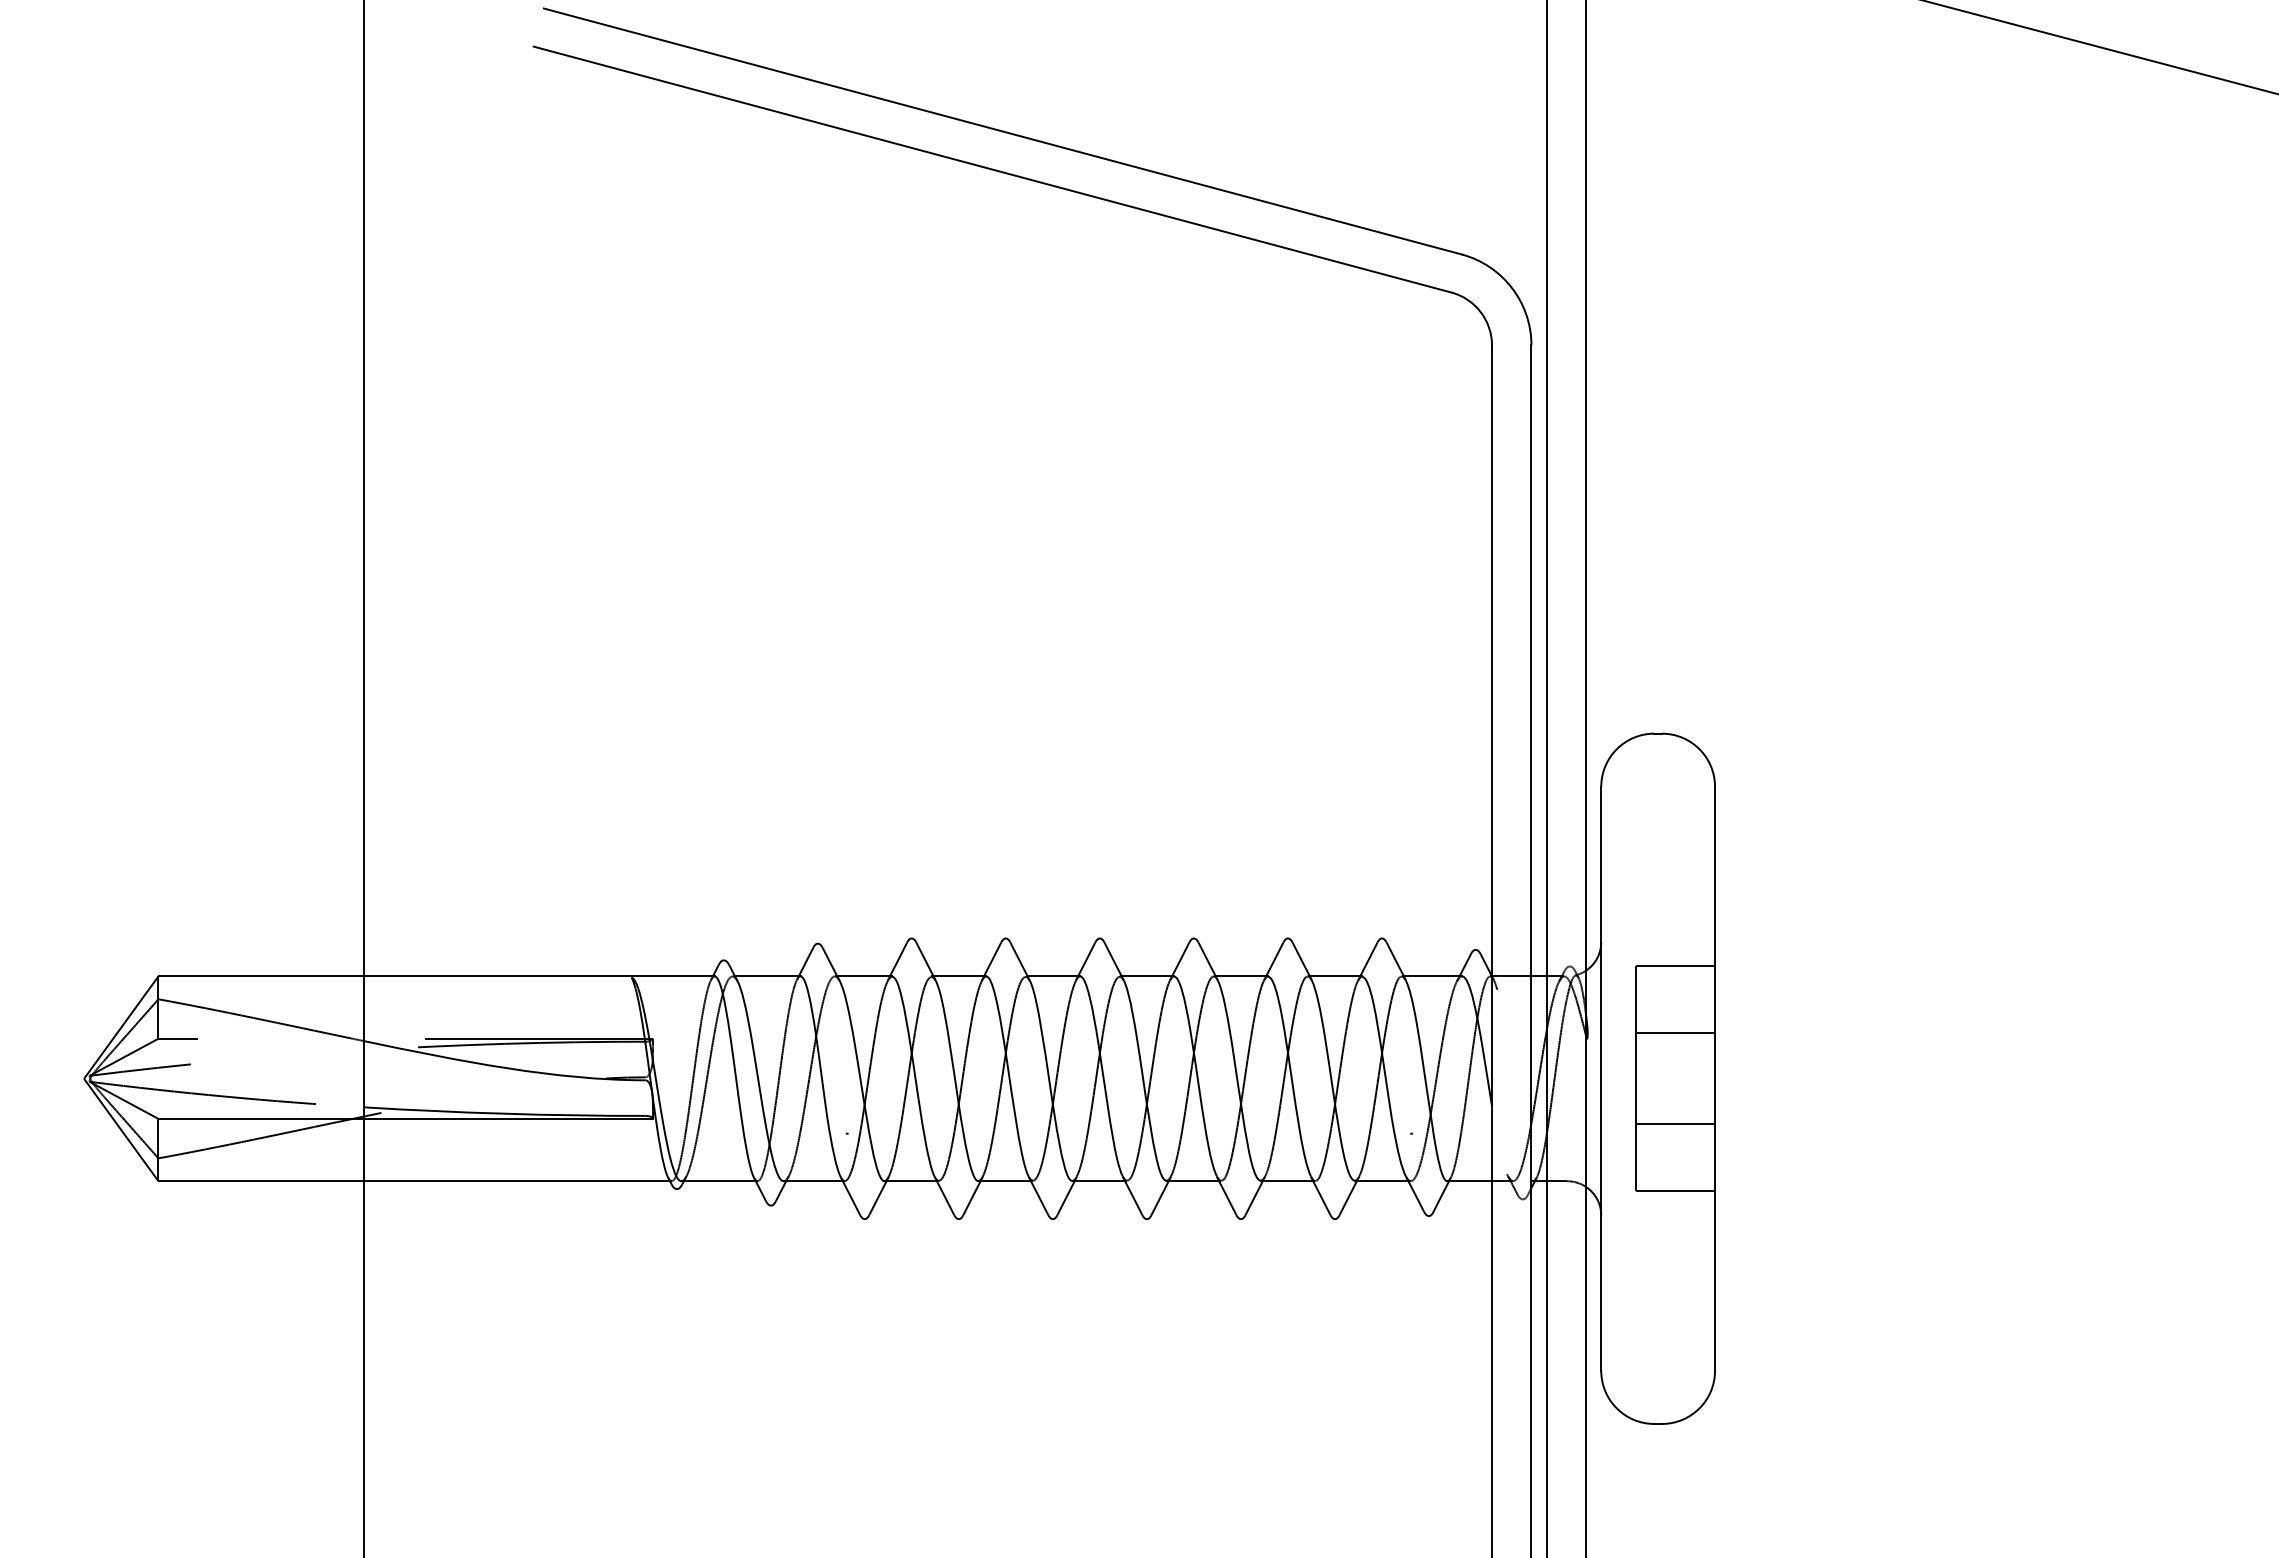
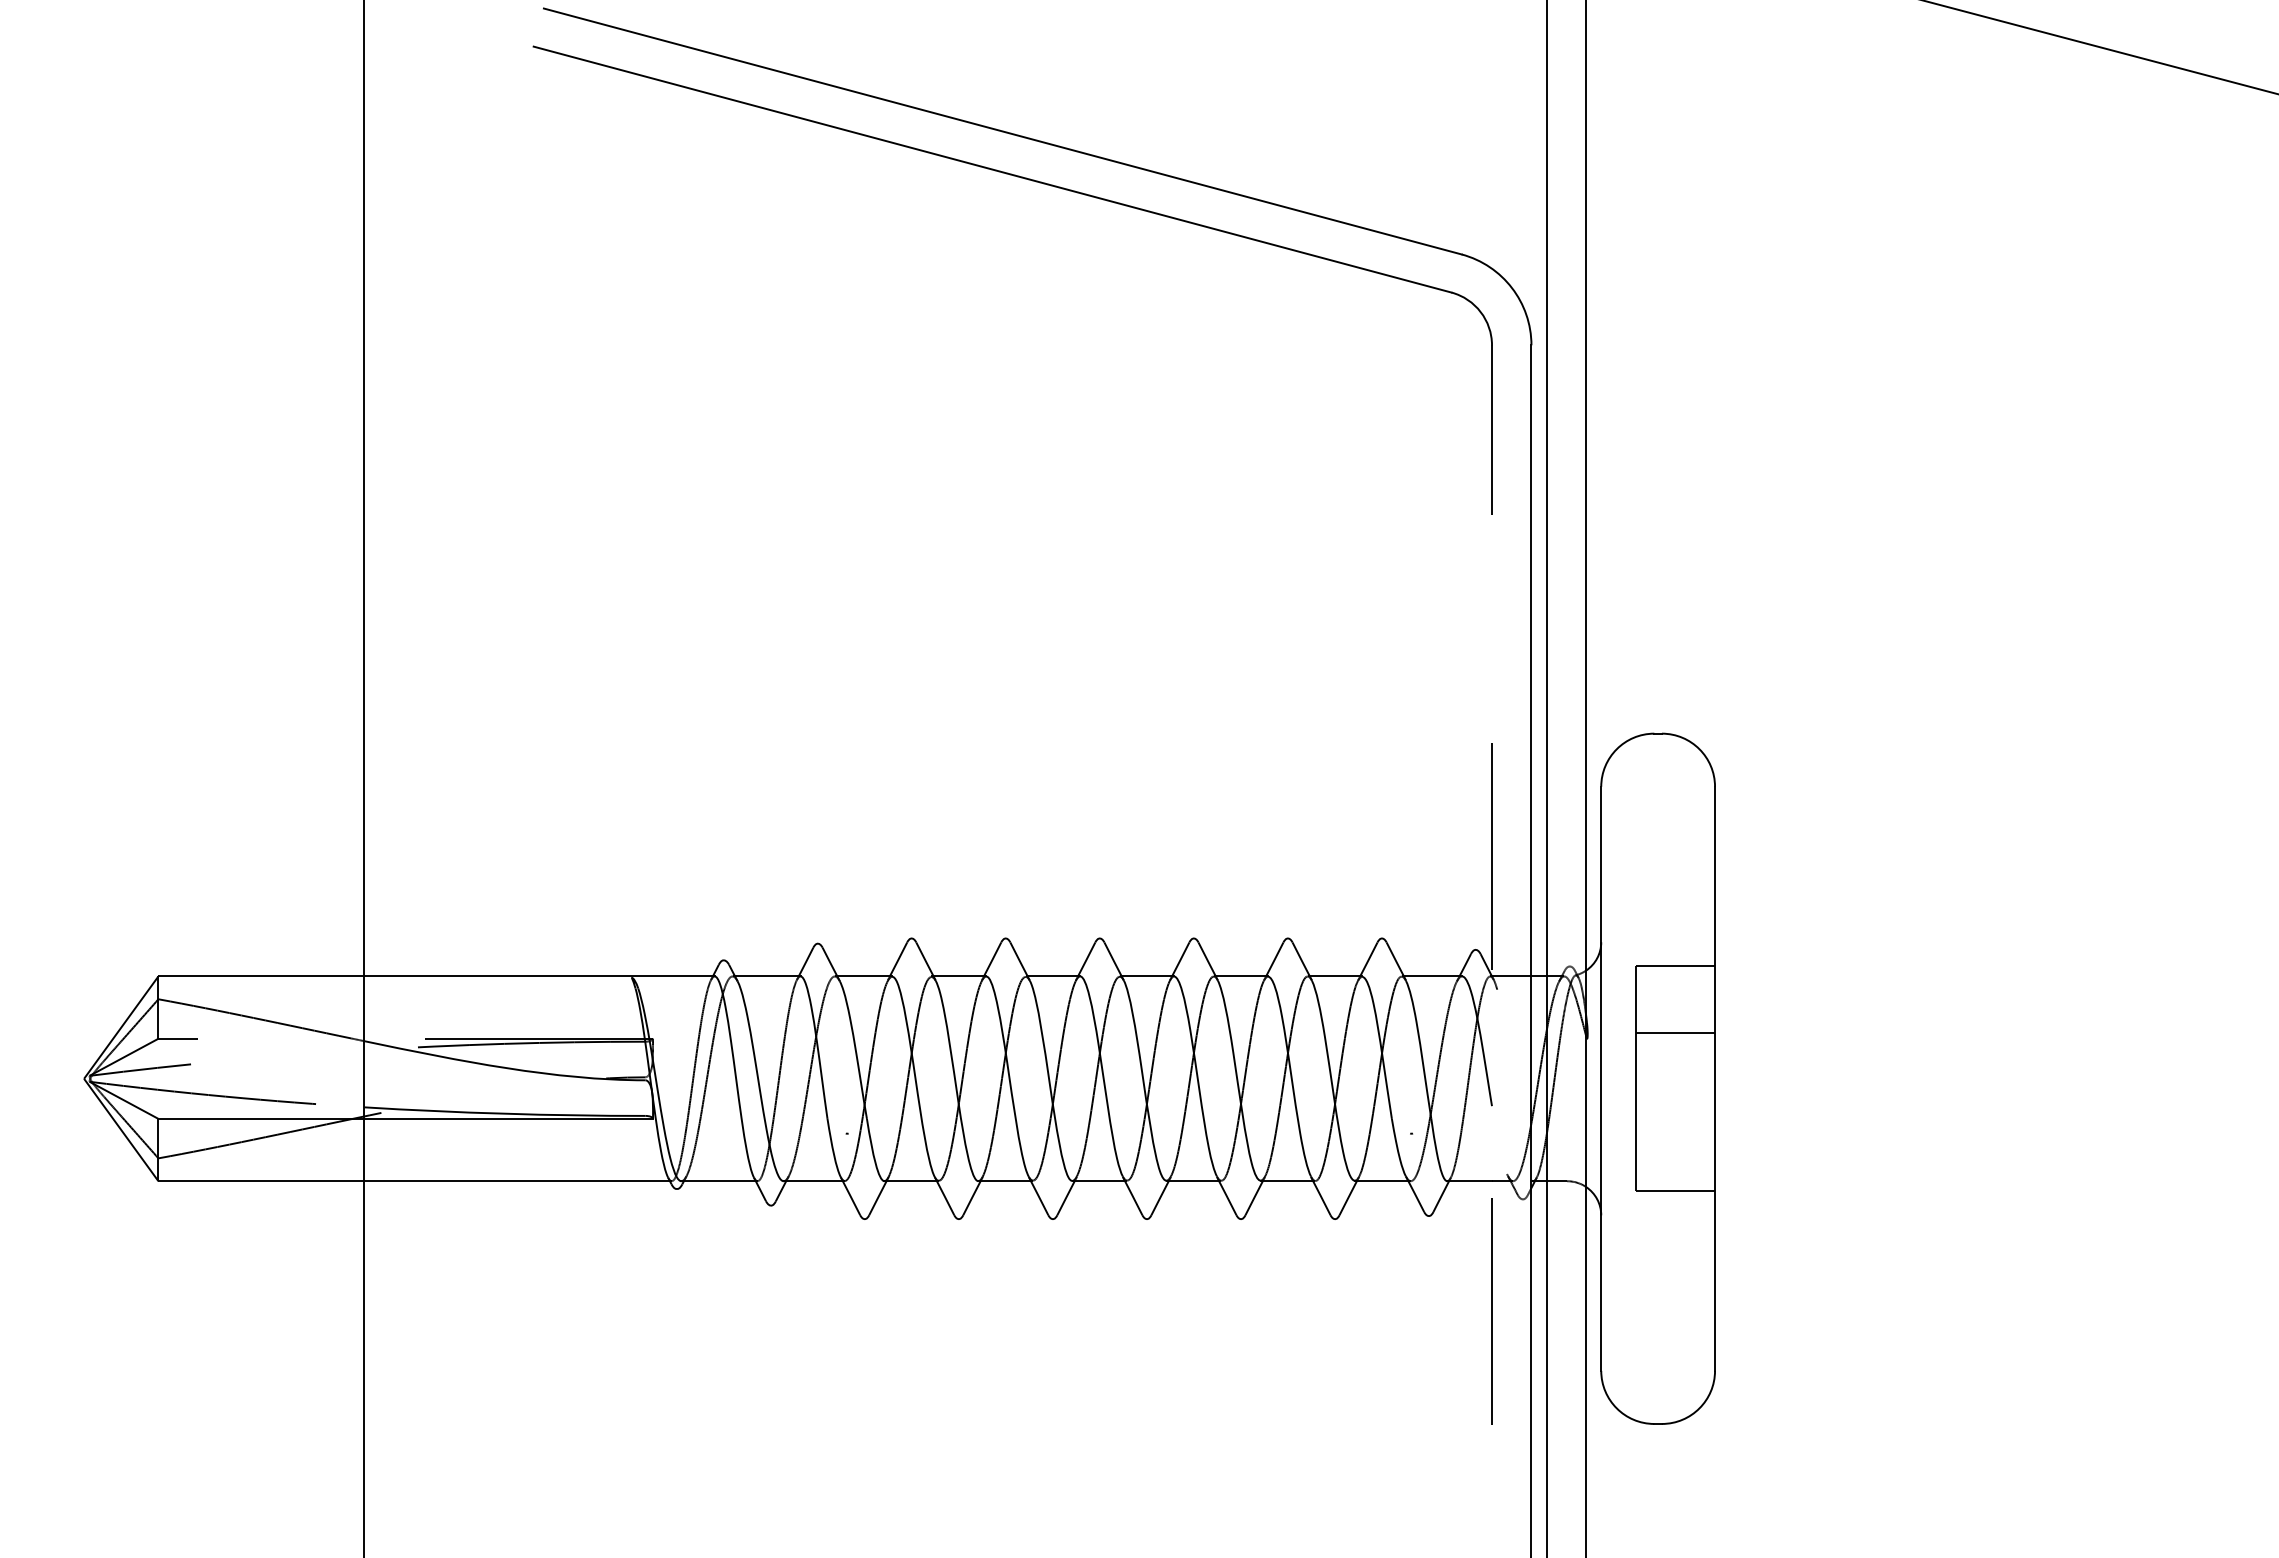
line: solid -> dashed (1492, 951)
line: present -> none (1675, 1124)
